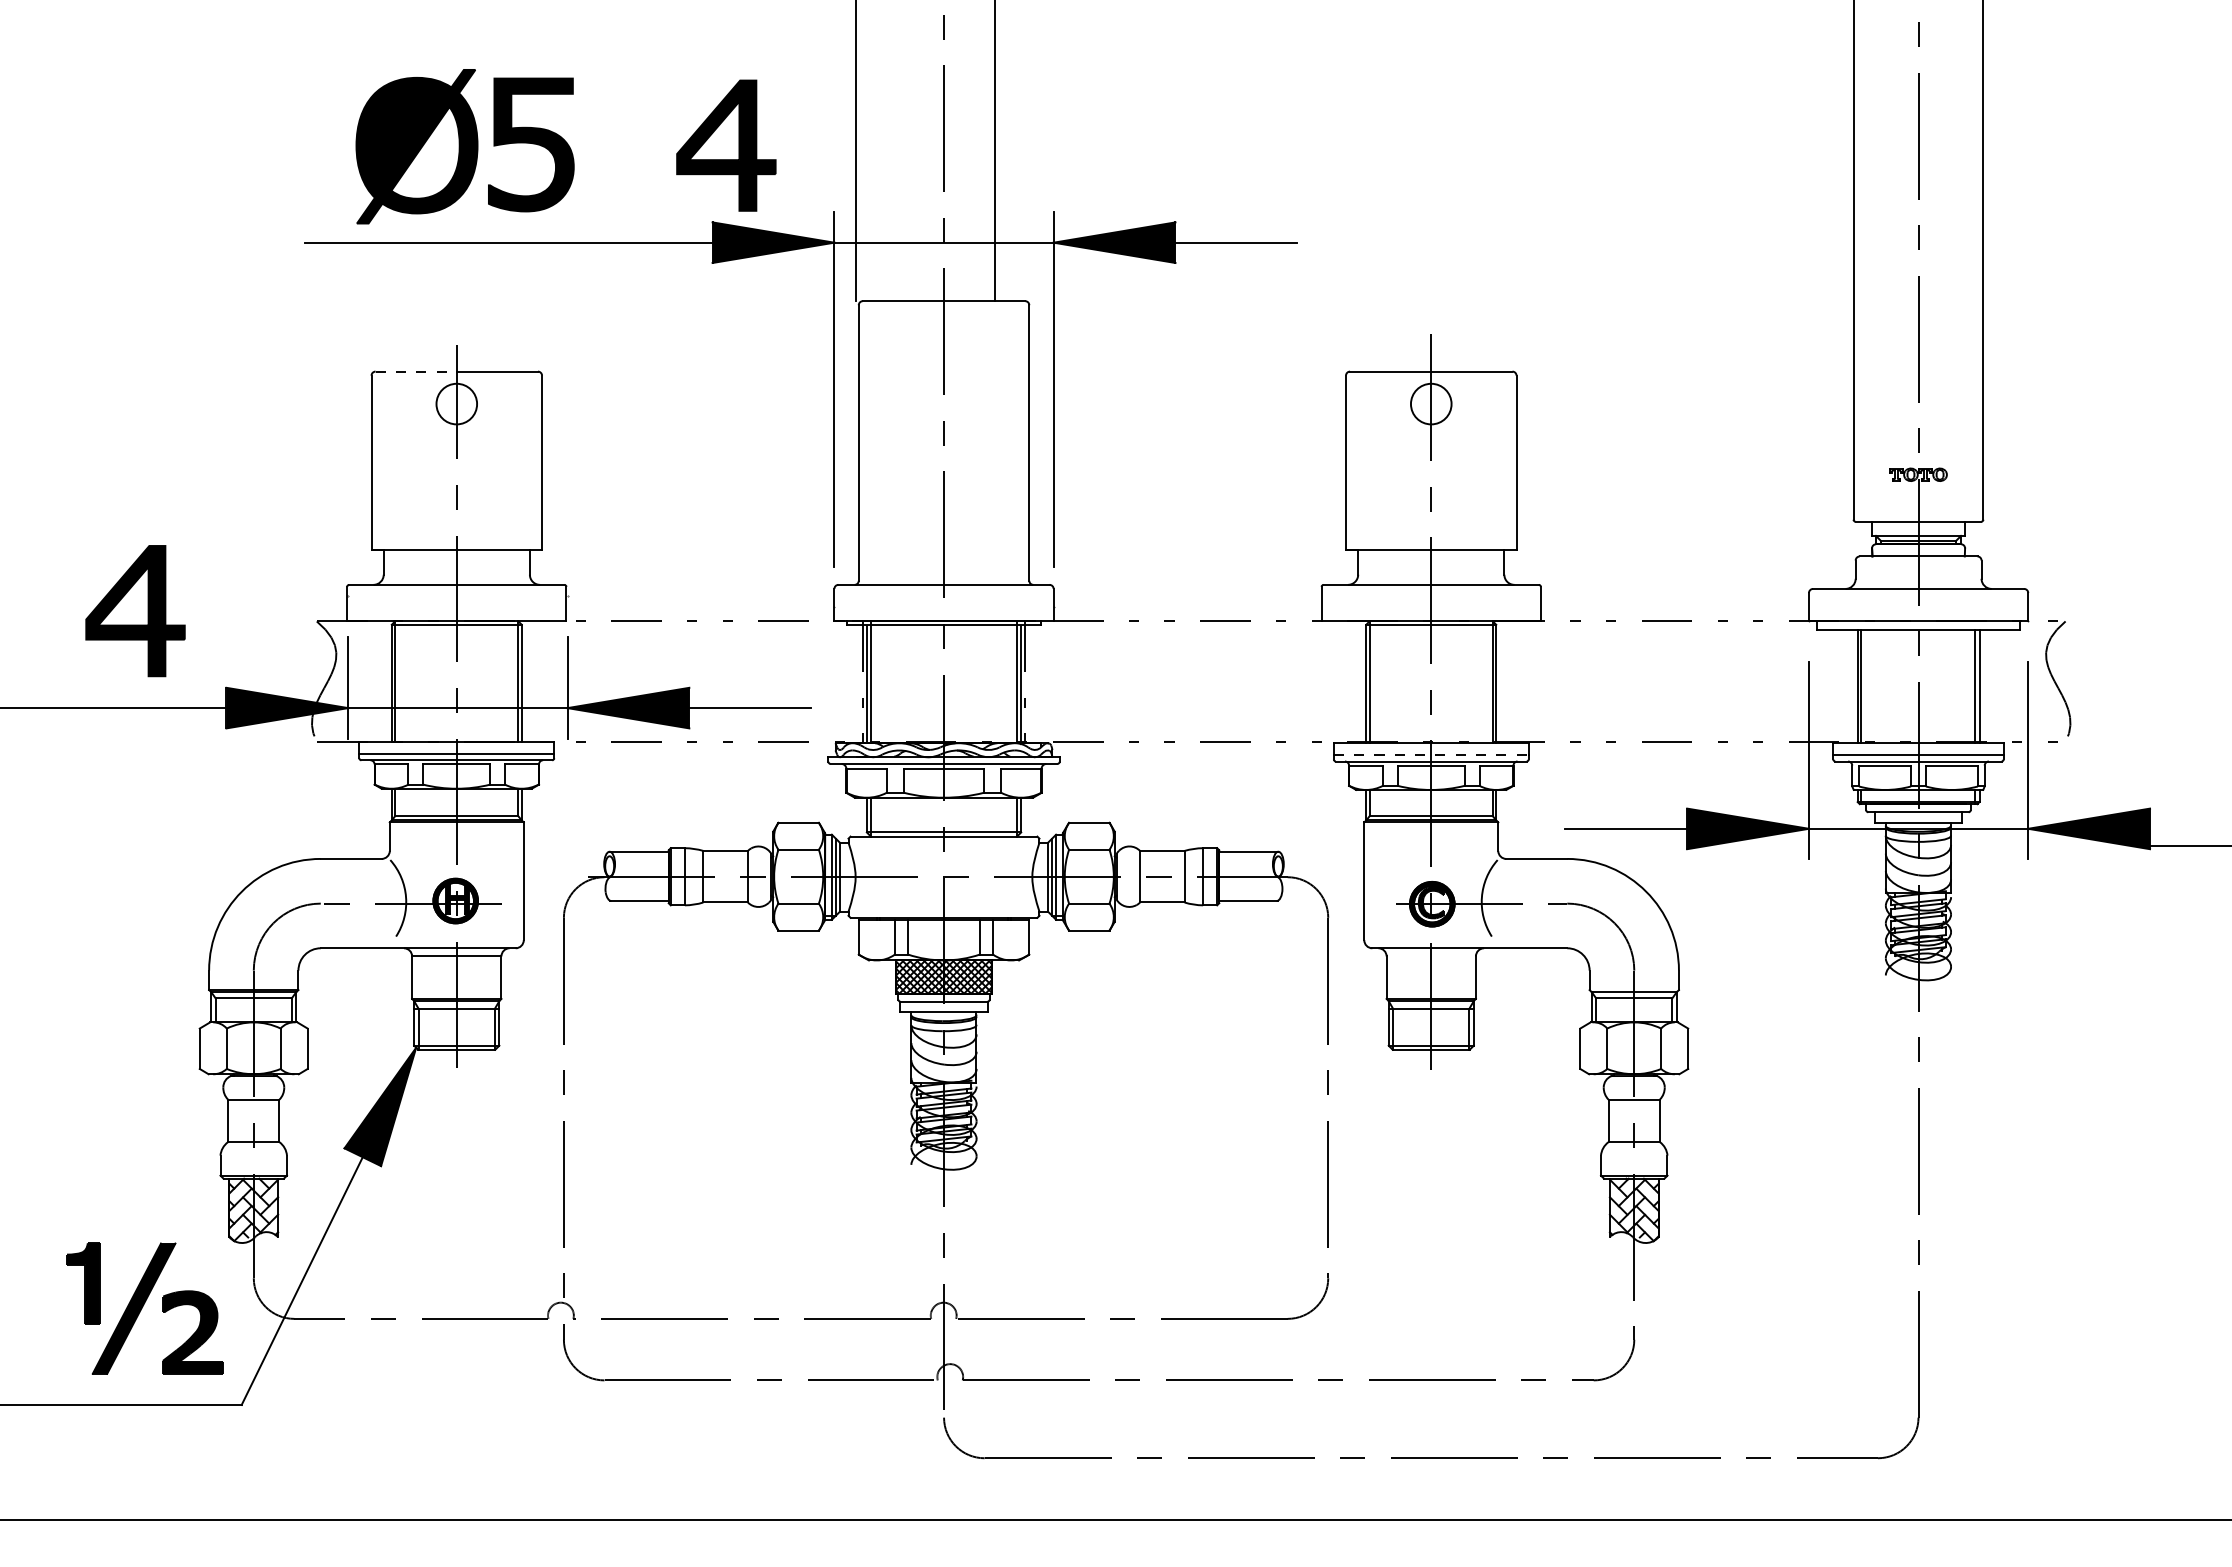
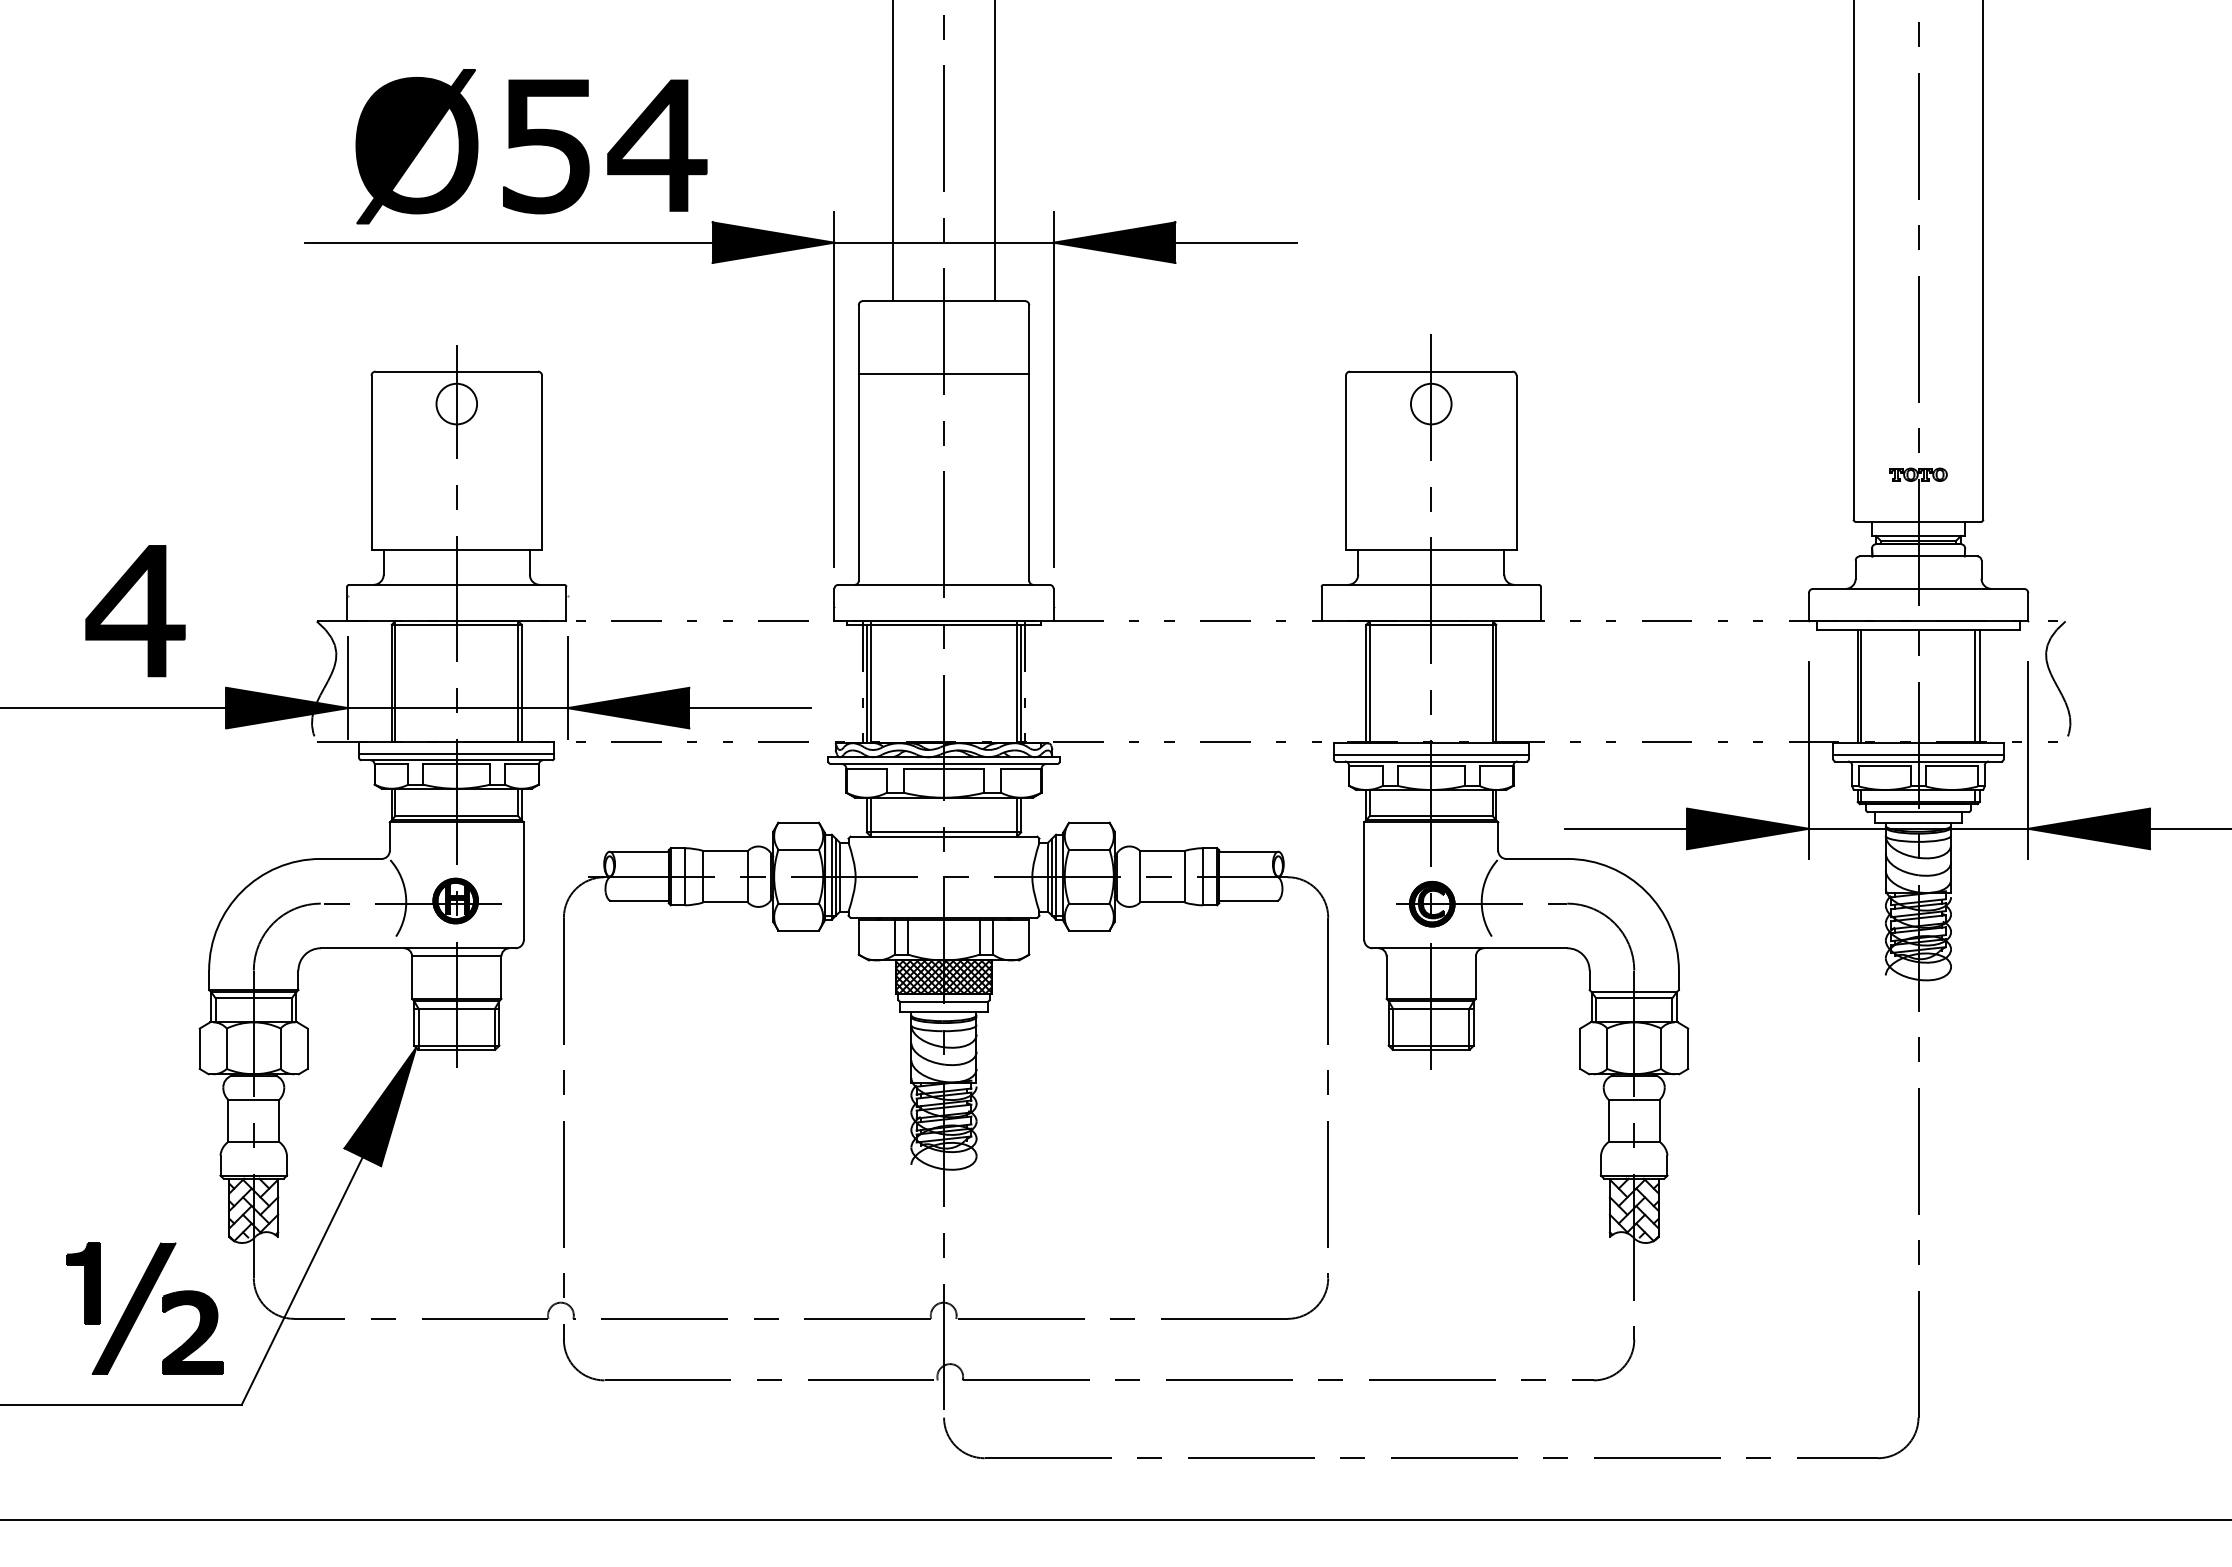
part position: (531, 144) -> (546, 146) (546, 146)
part position: (726, 145) -> (657, 145) (657, 145)
line position: (856, 151) -> (893, 151) (893, 151)
line: dashed -> solid (416, 371)
line: none -> present (943, 374)
line: dashed -> solid (1431, 755)
line position: (2189, 845) -> (2189, 828) (2189, 828)
